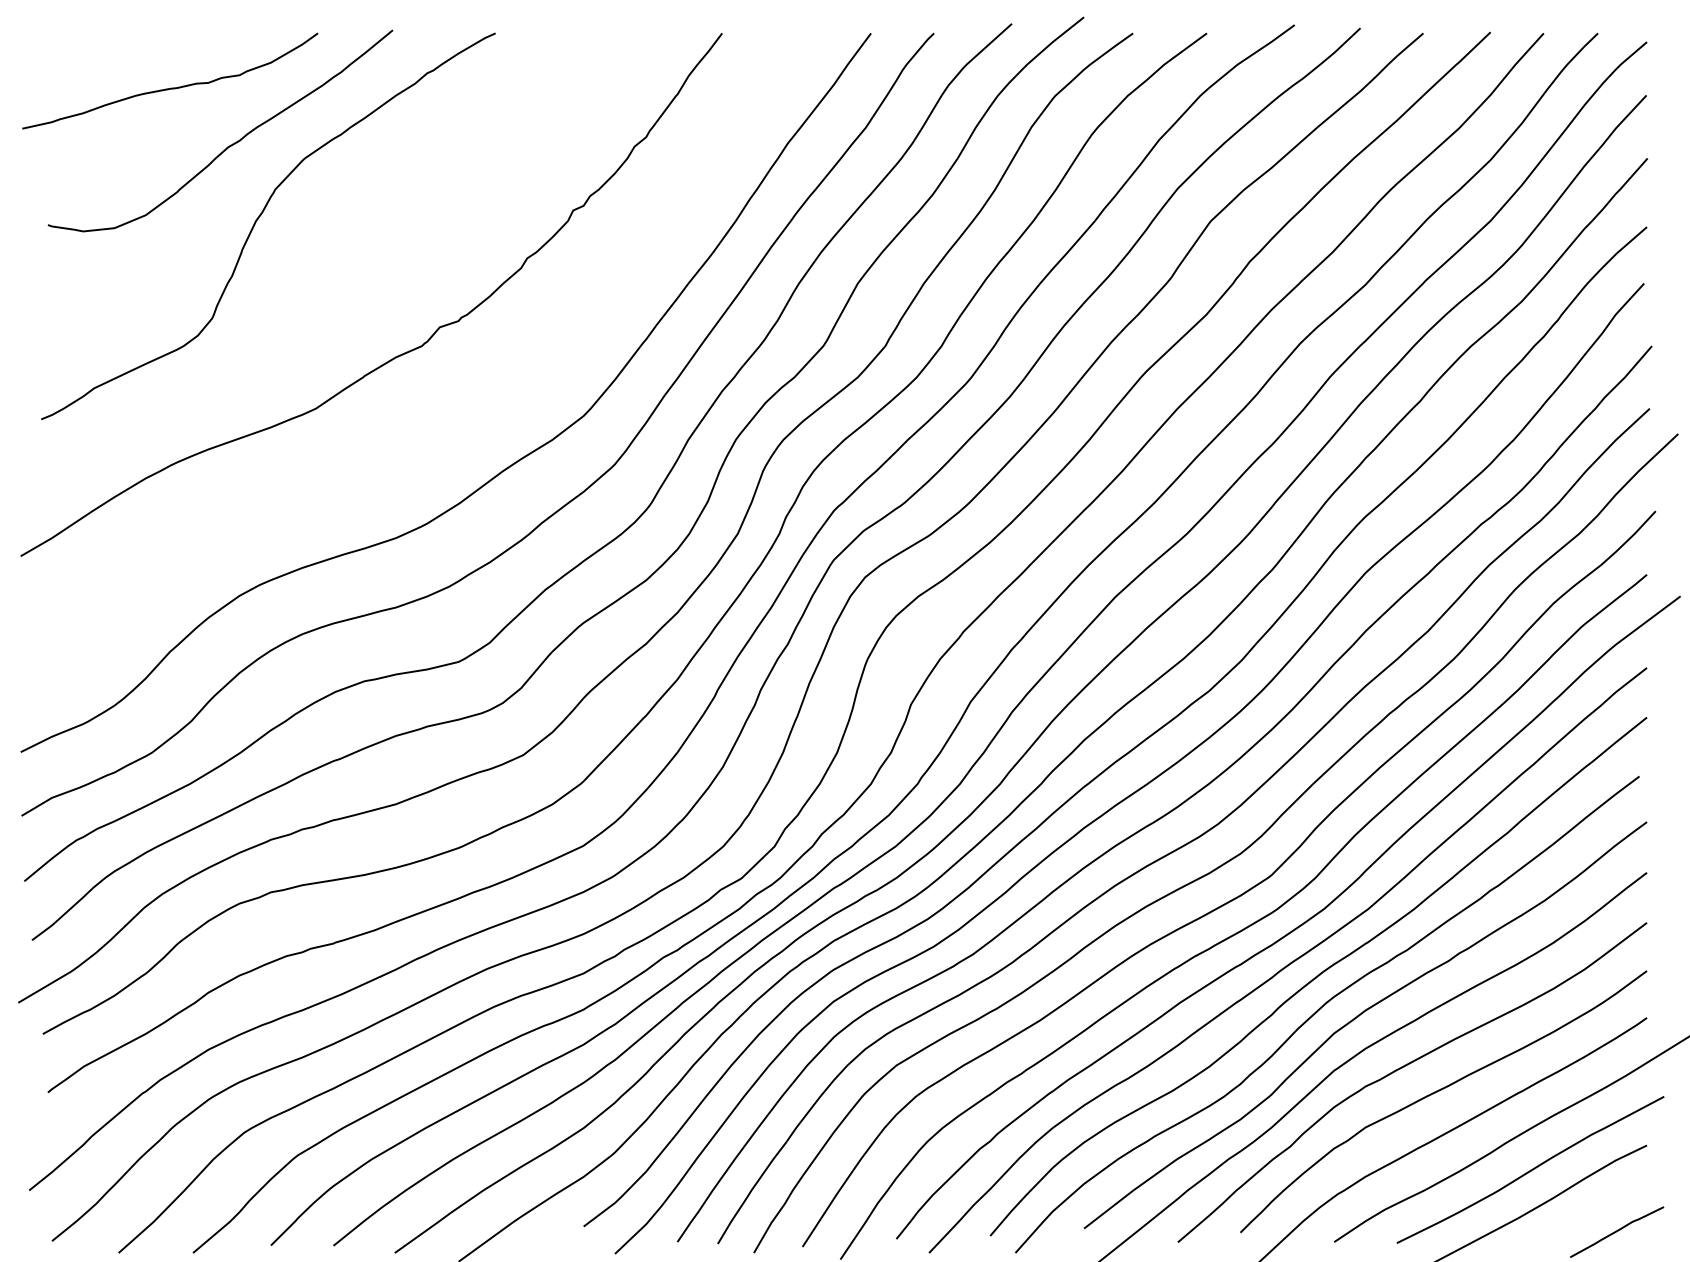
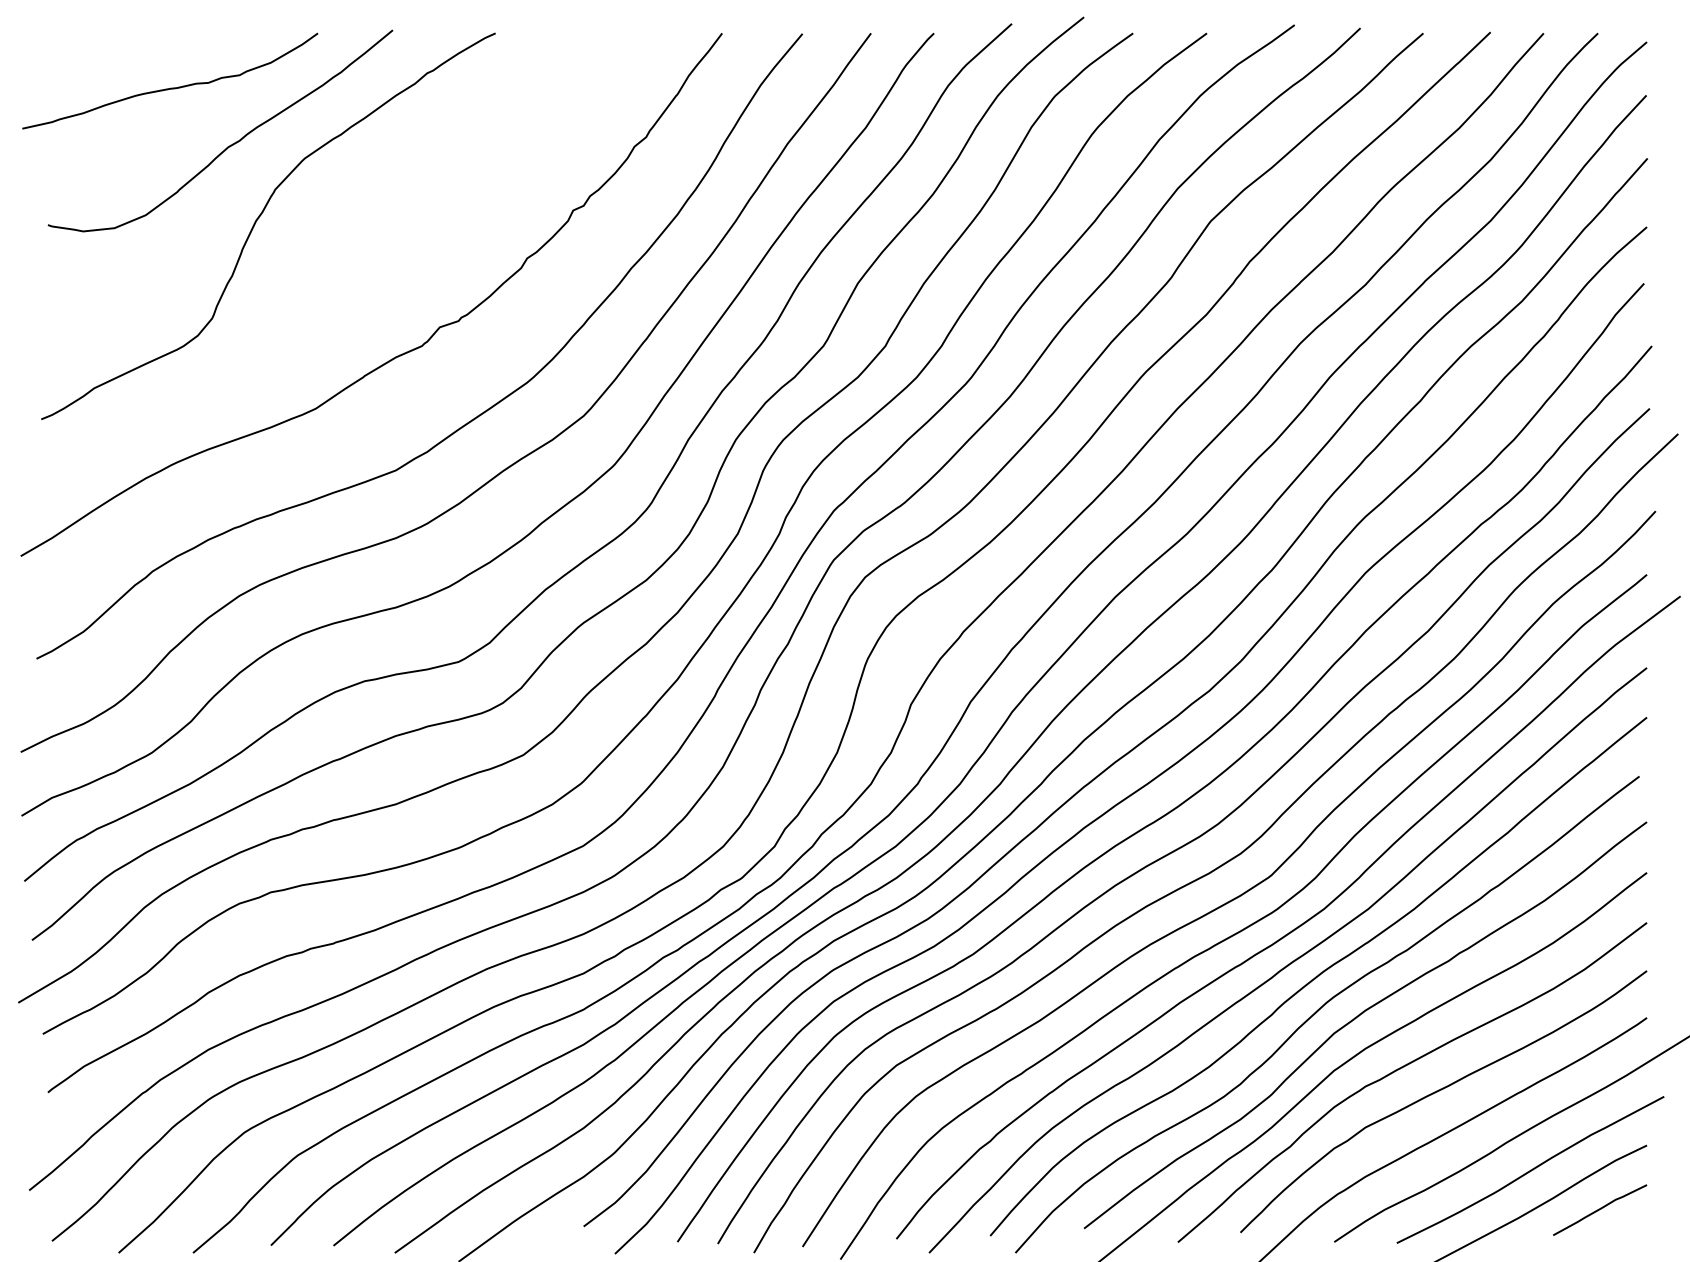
curve: none -> present (468, 421)
curve position: (1617, 1231) -> (1600, 1209) (1600, 1209)
